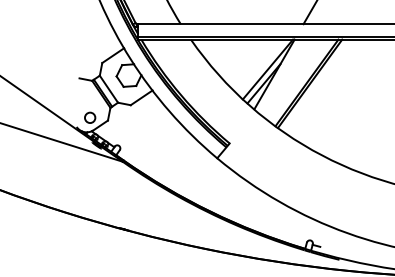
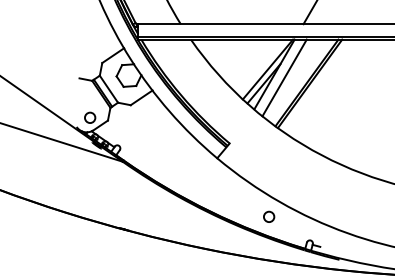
line: none -> present (284, 77)
circle: none -> present (269, 216)
